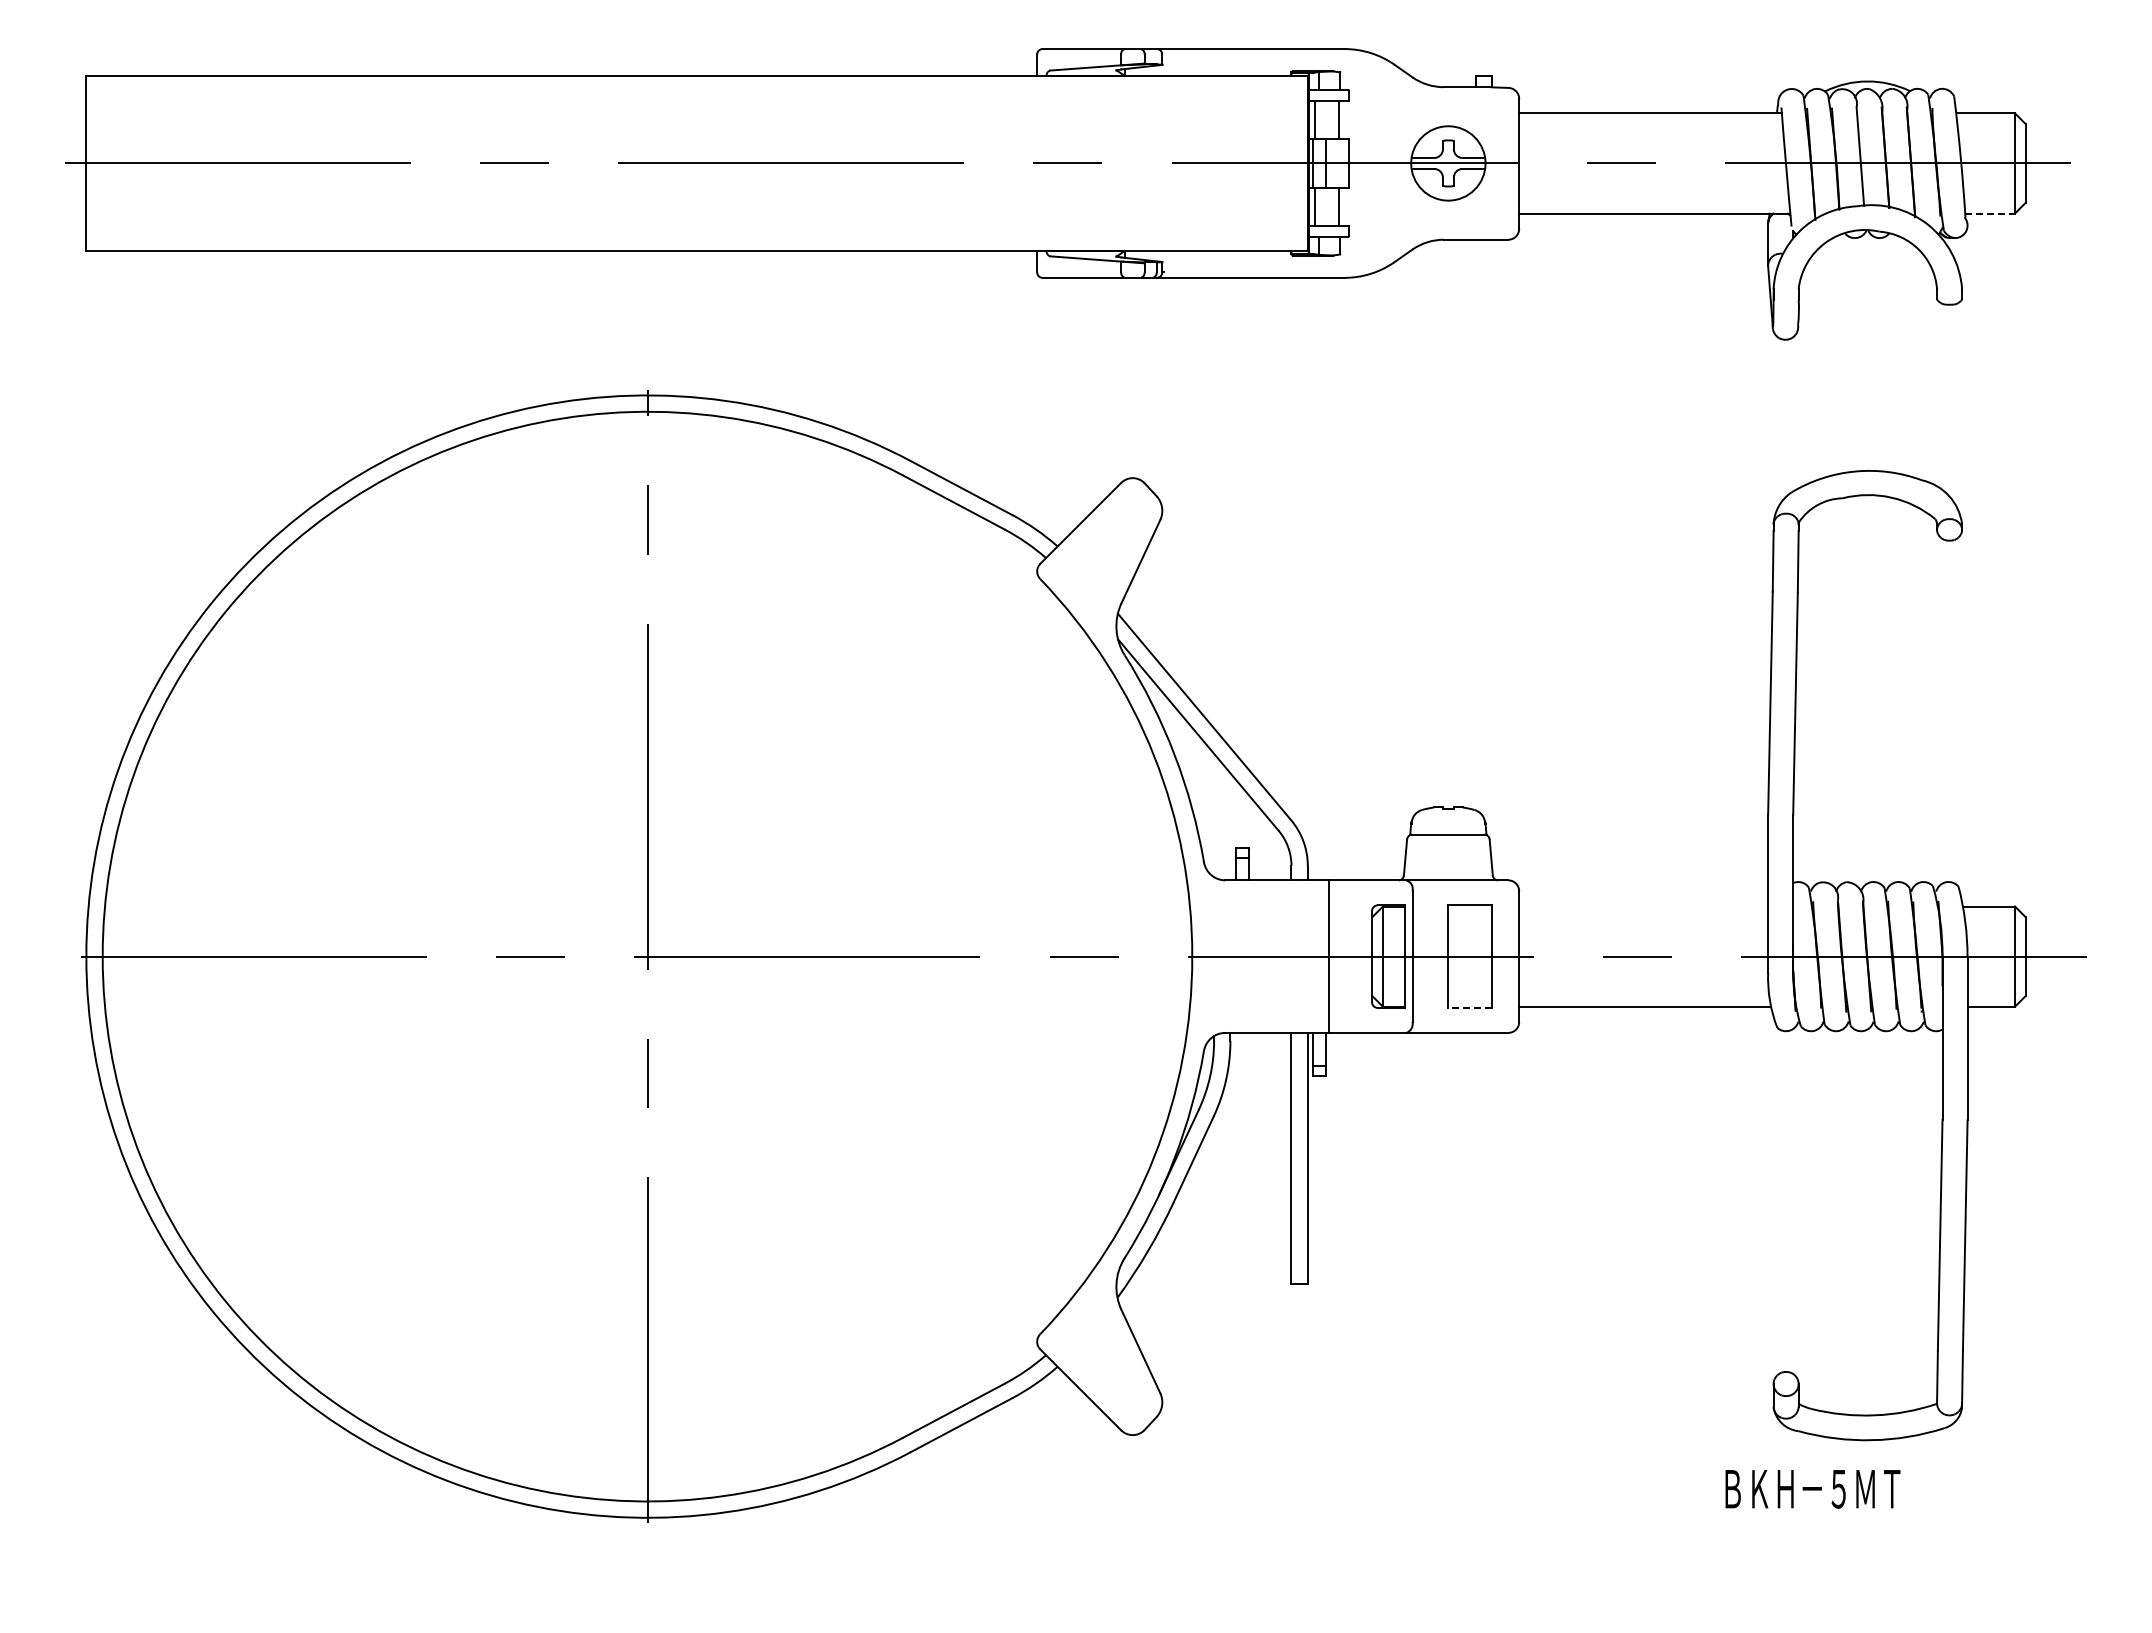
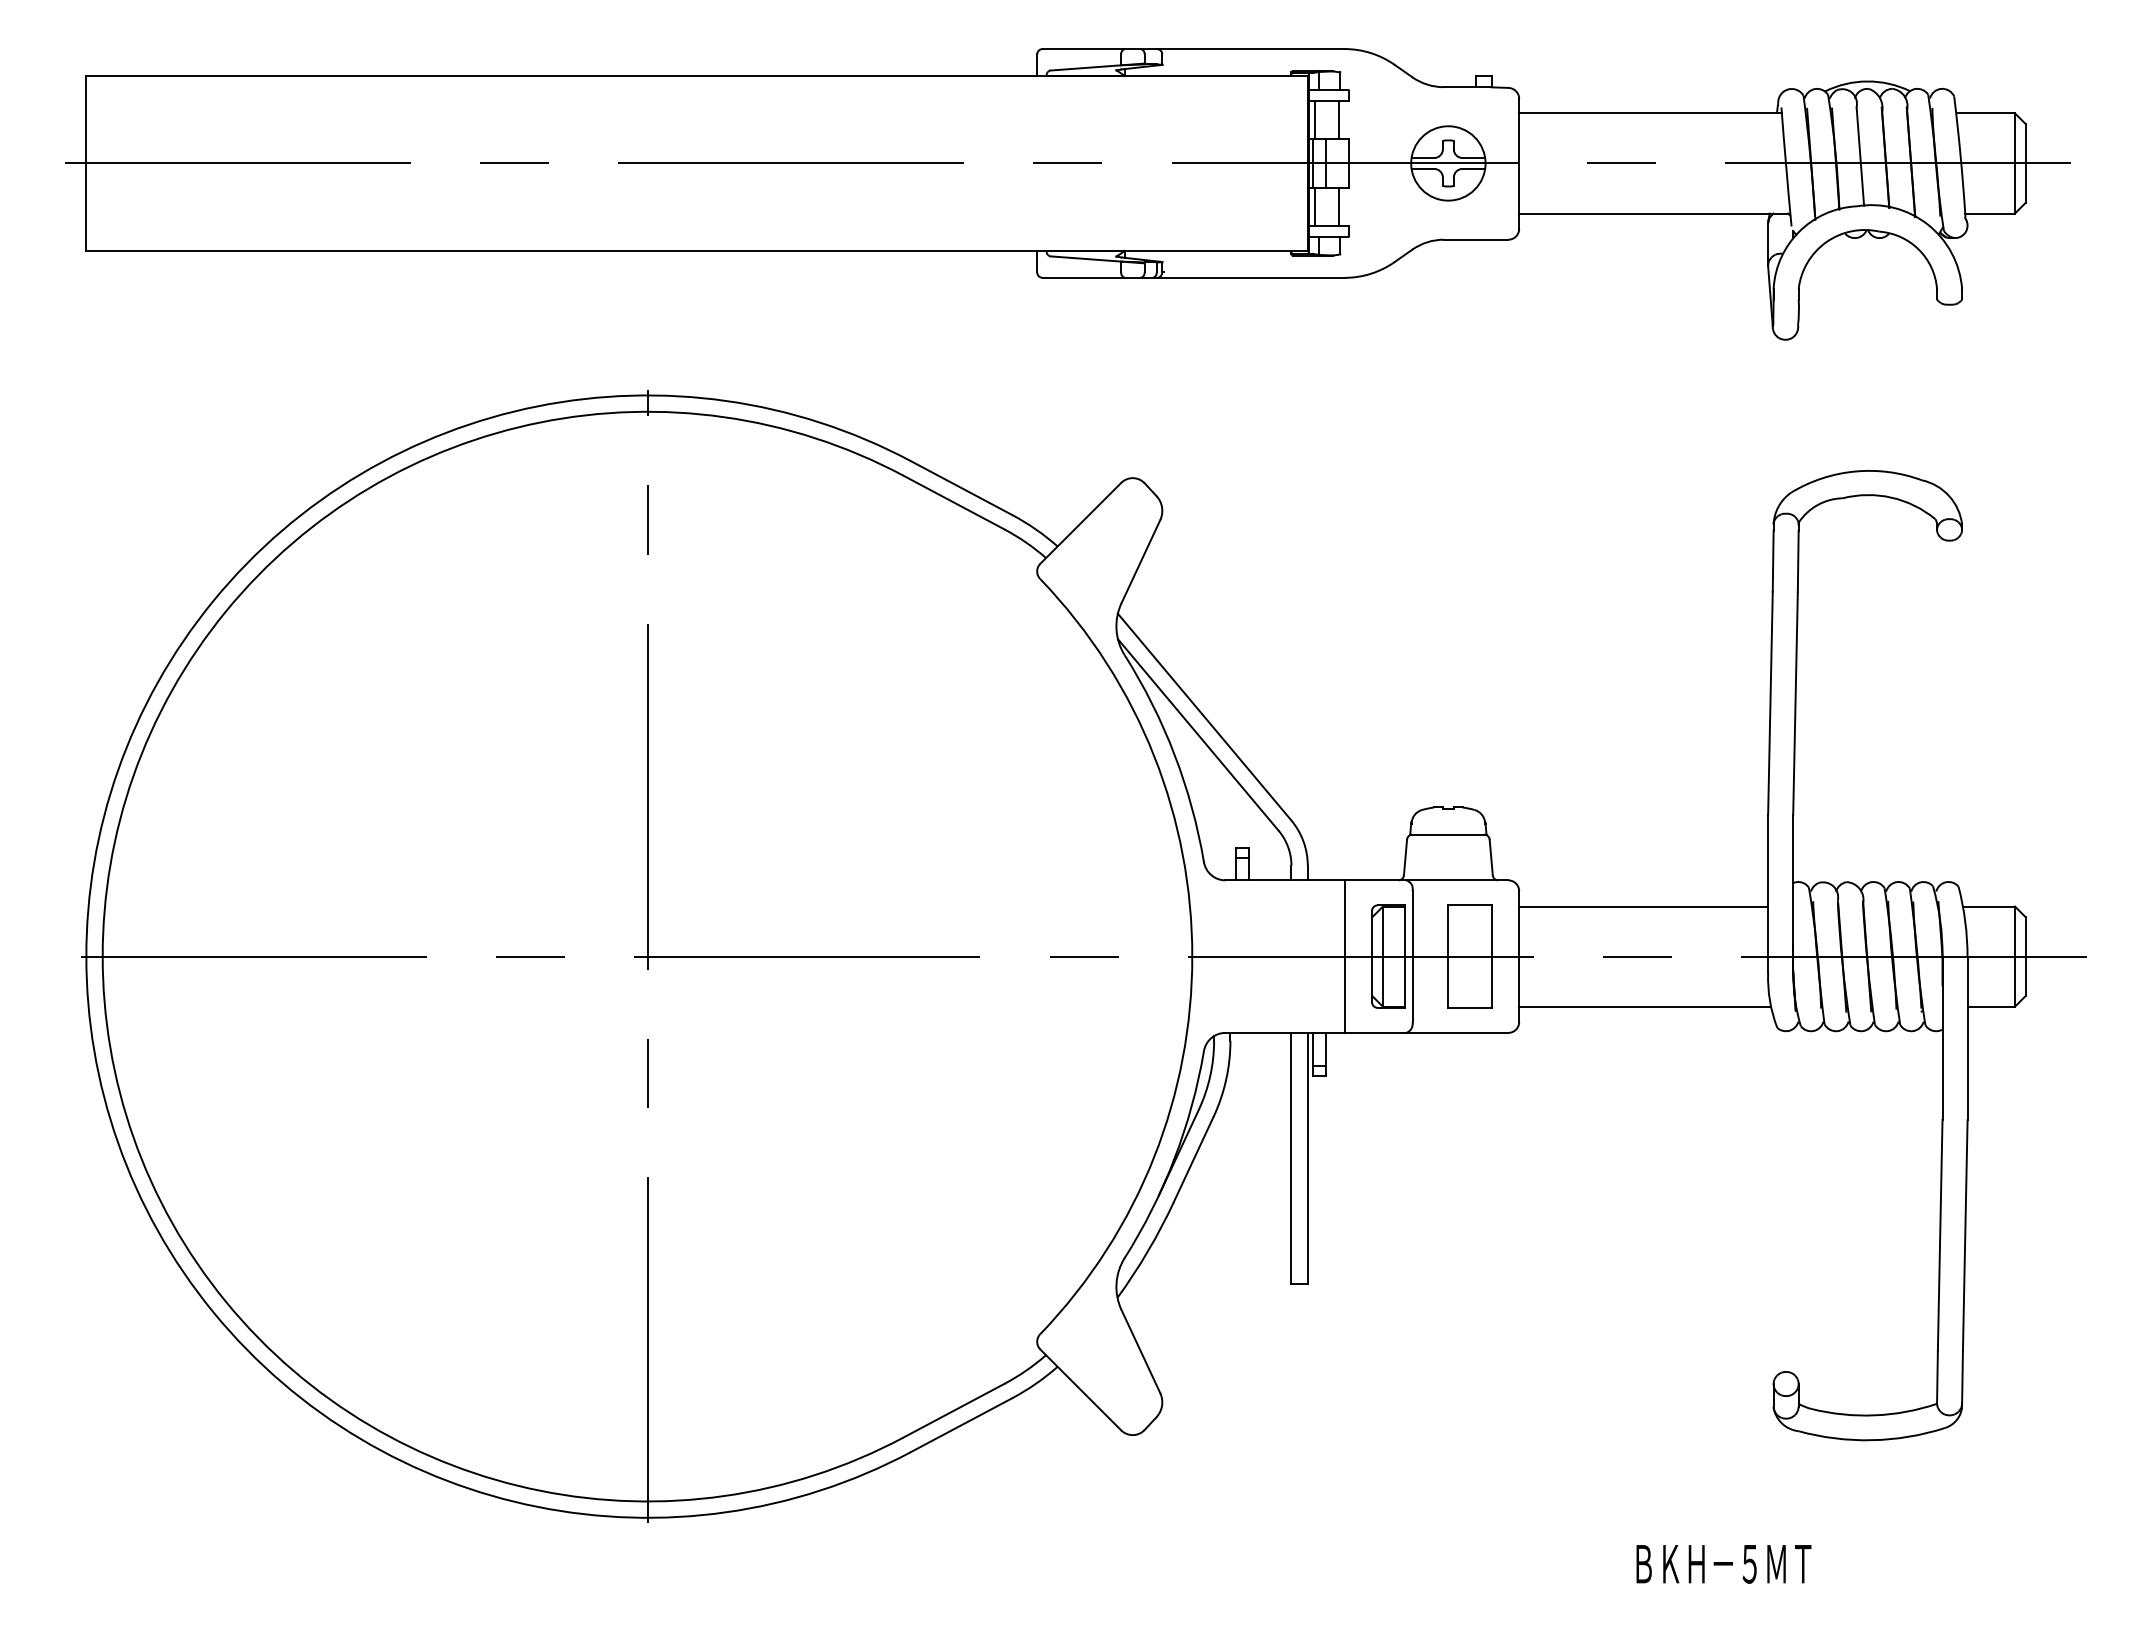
line: dashed -> solid (1990, 213)
line: none -> present (1643, 906)
line position: (1328, 956) -> (1344, 956) (1344, 956)
line: dashed -> solid (1470, 1007)
text position: (1812, 1489) -> (1723, 1564) (1723, 1564)
